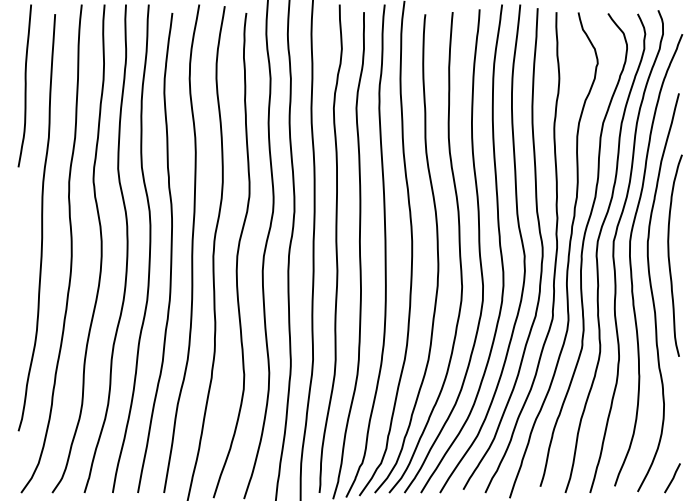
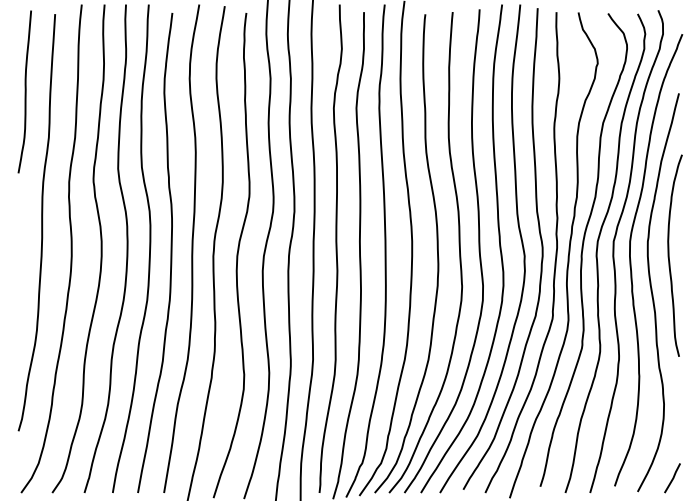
curve position: (24, 85) -> (24, 91) (24, 91)
